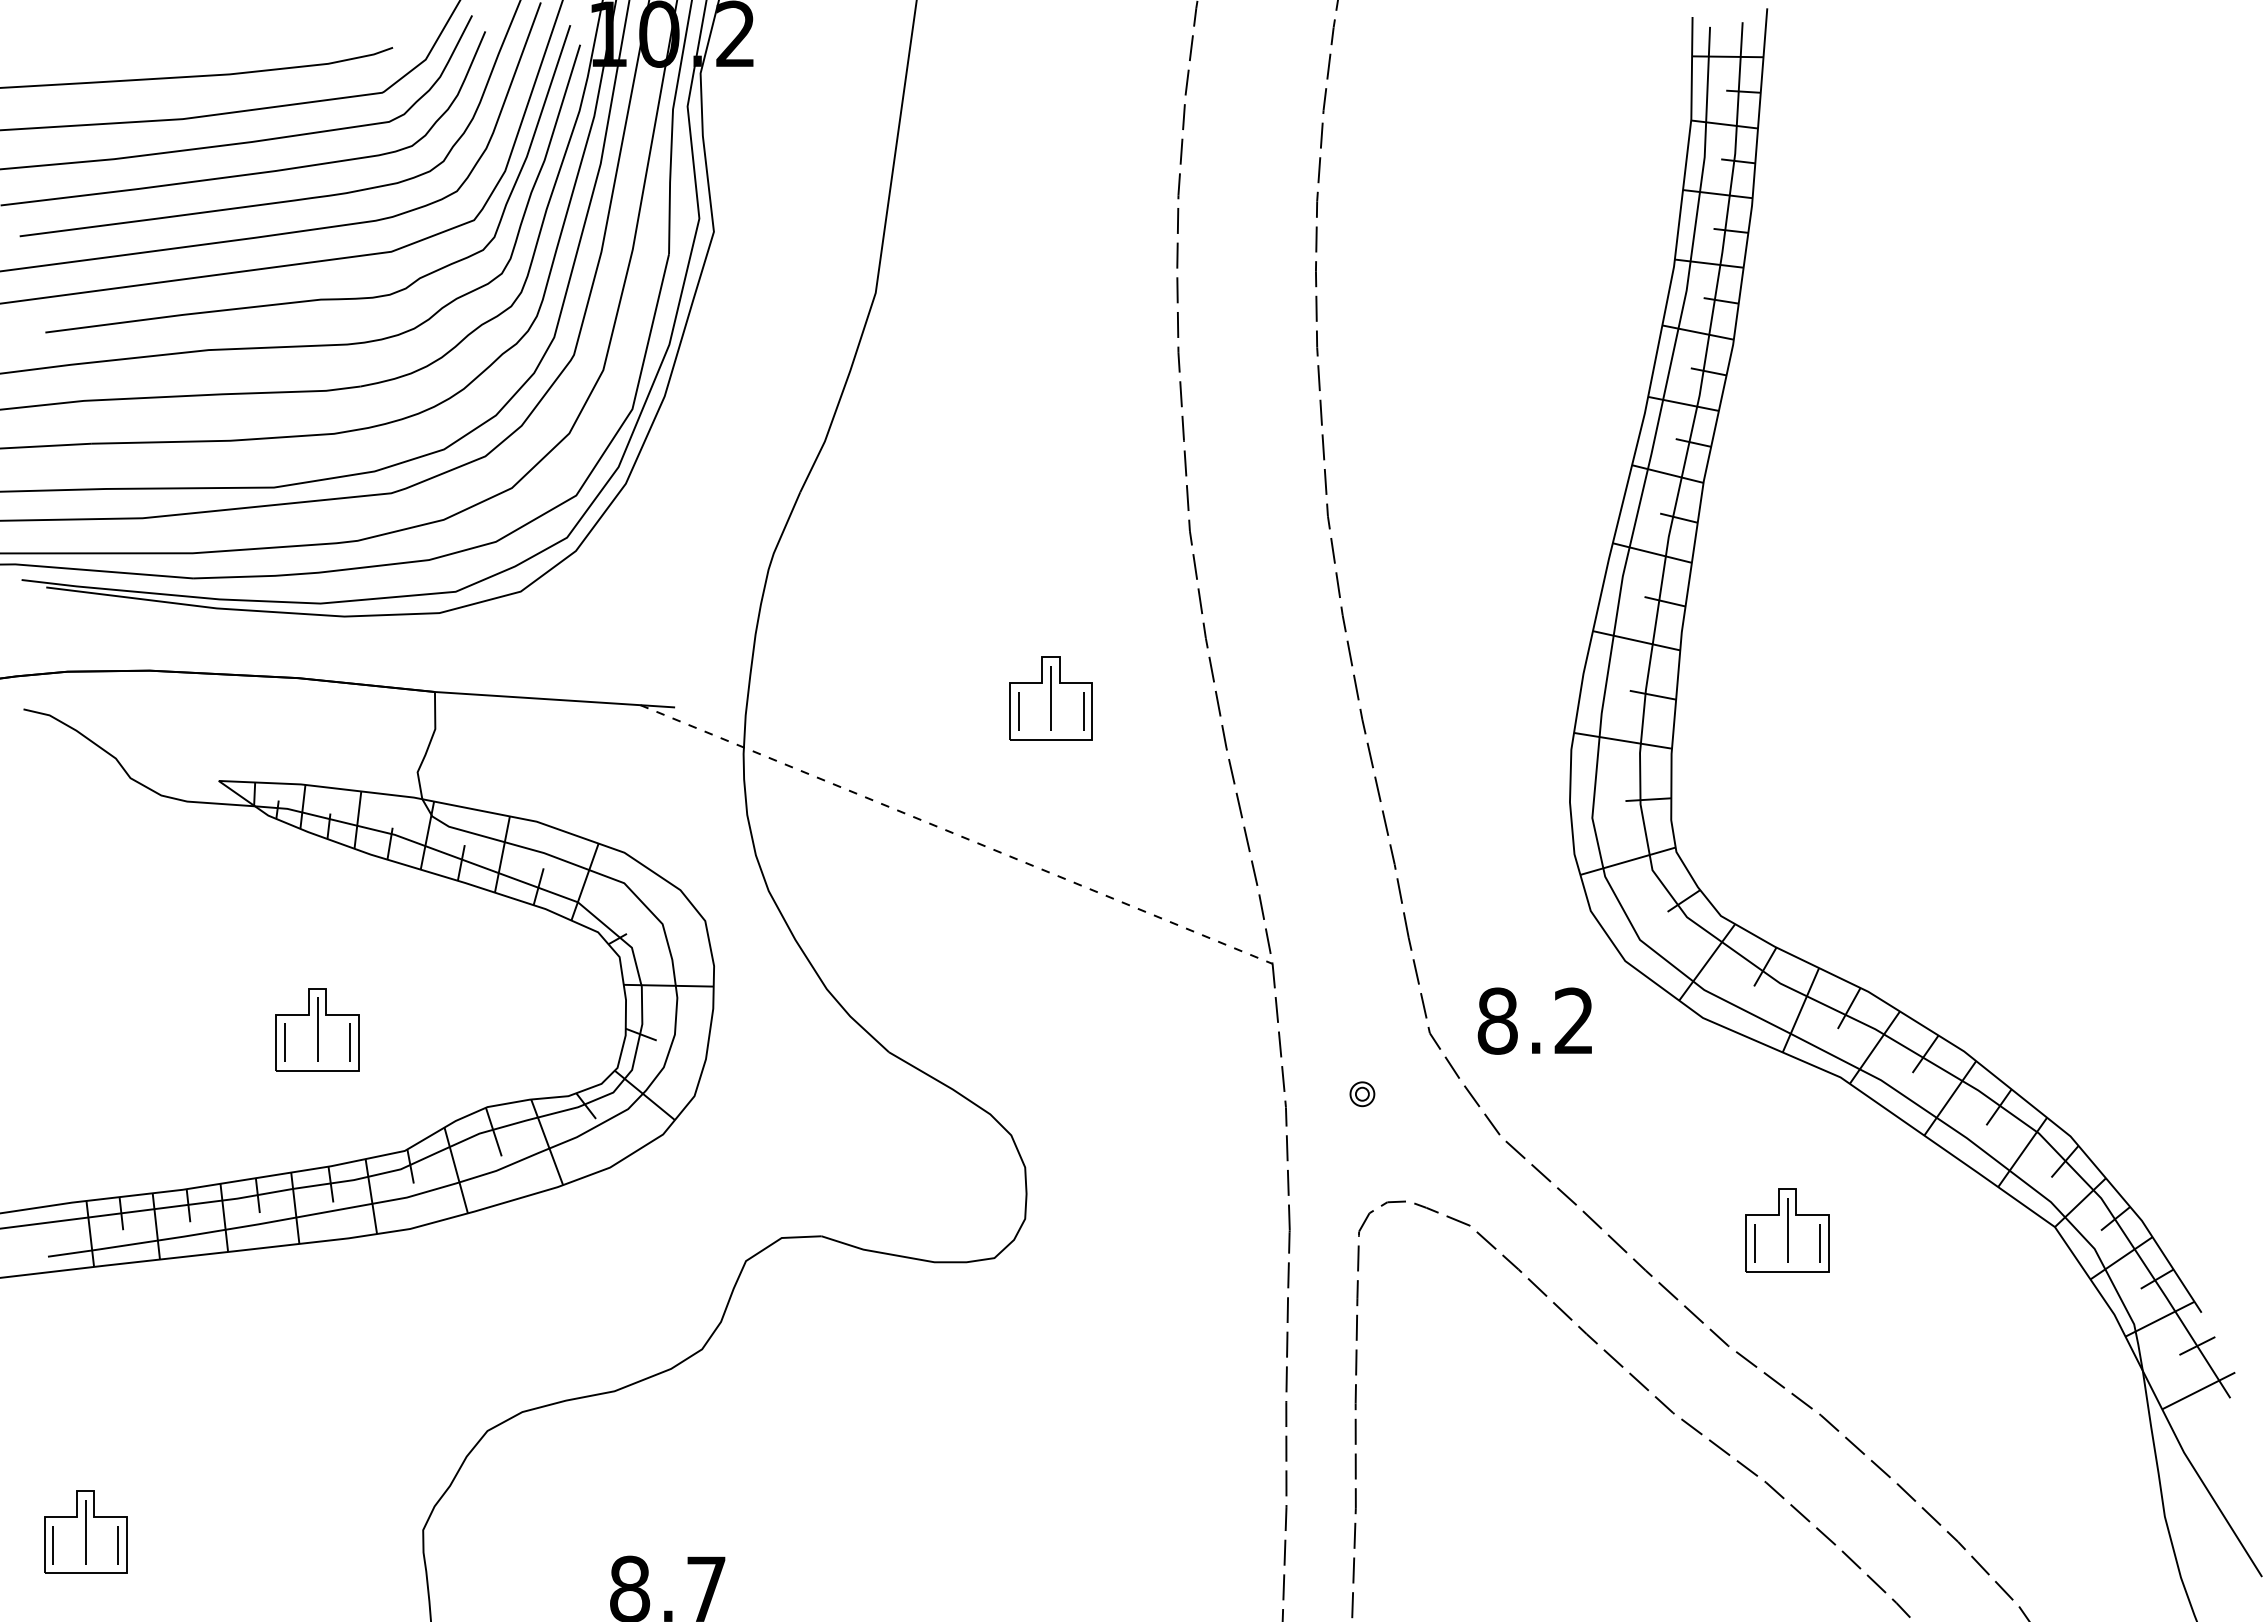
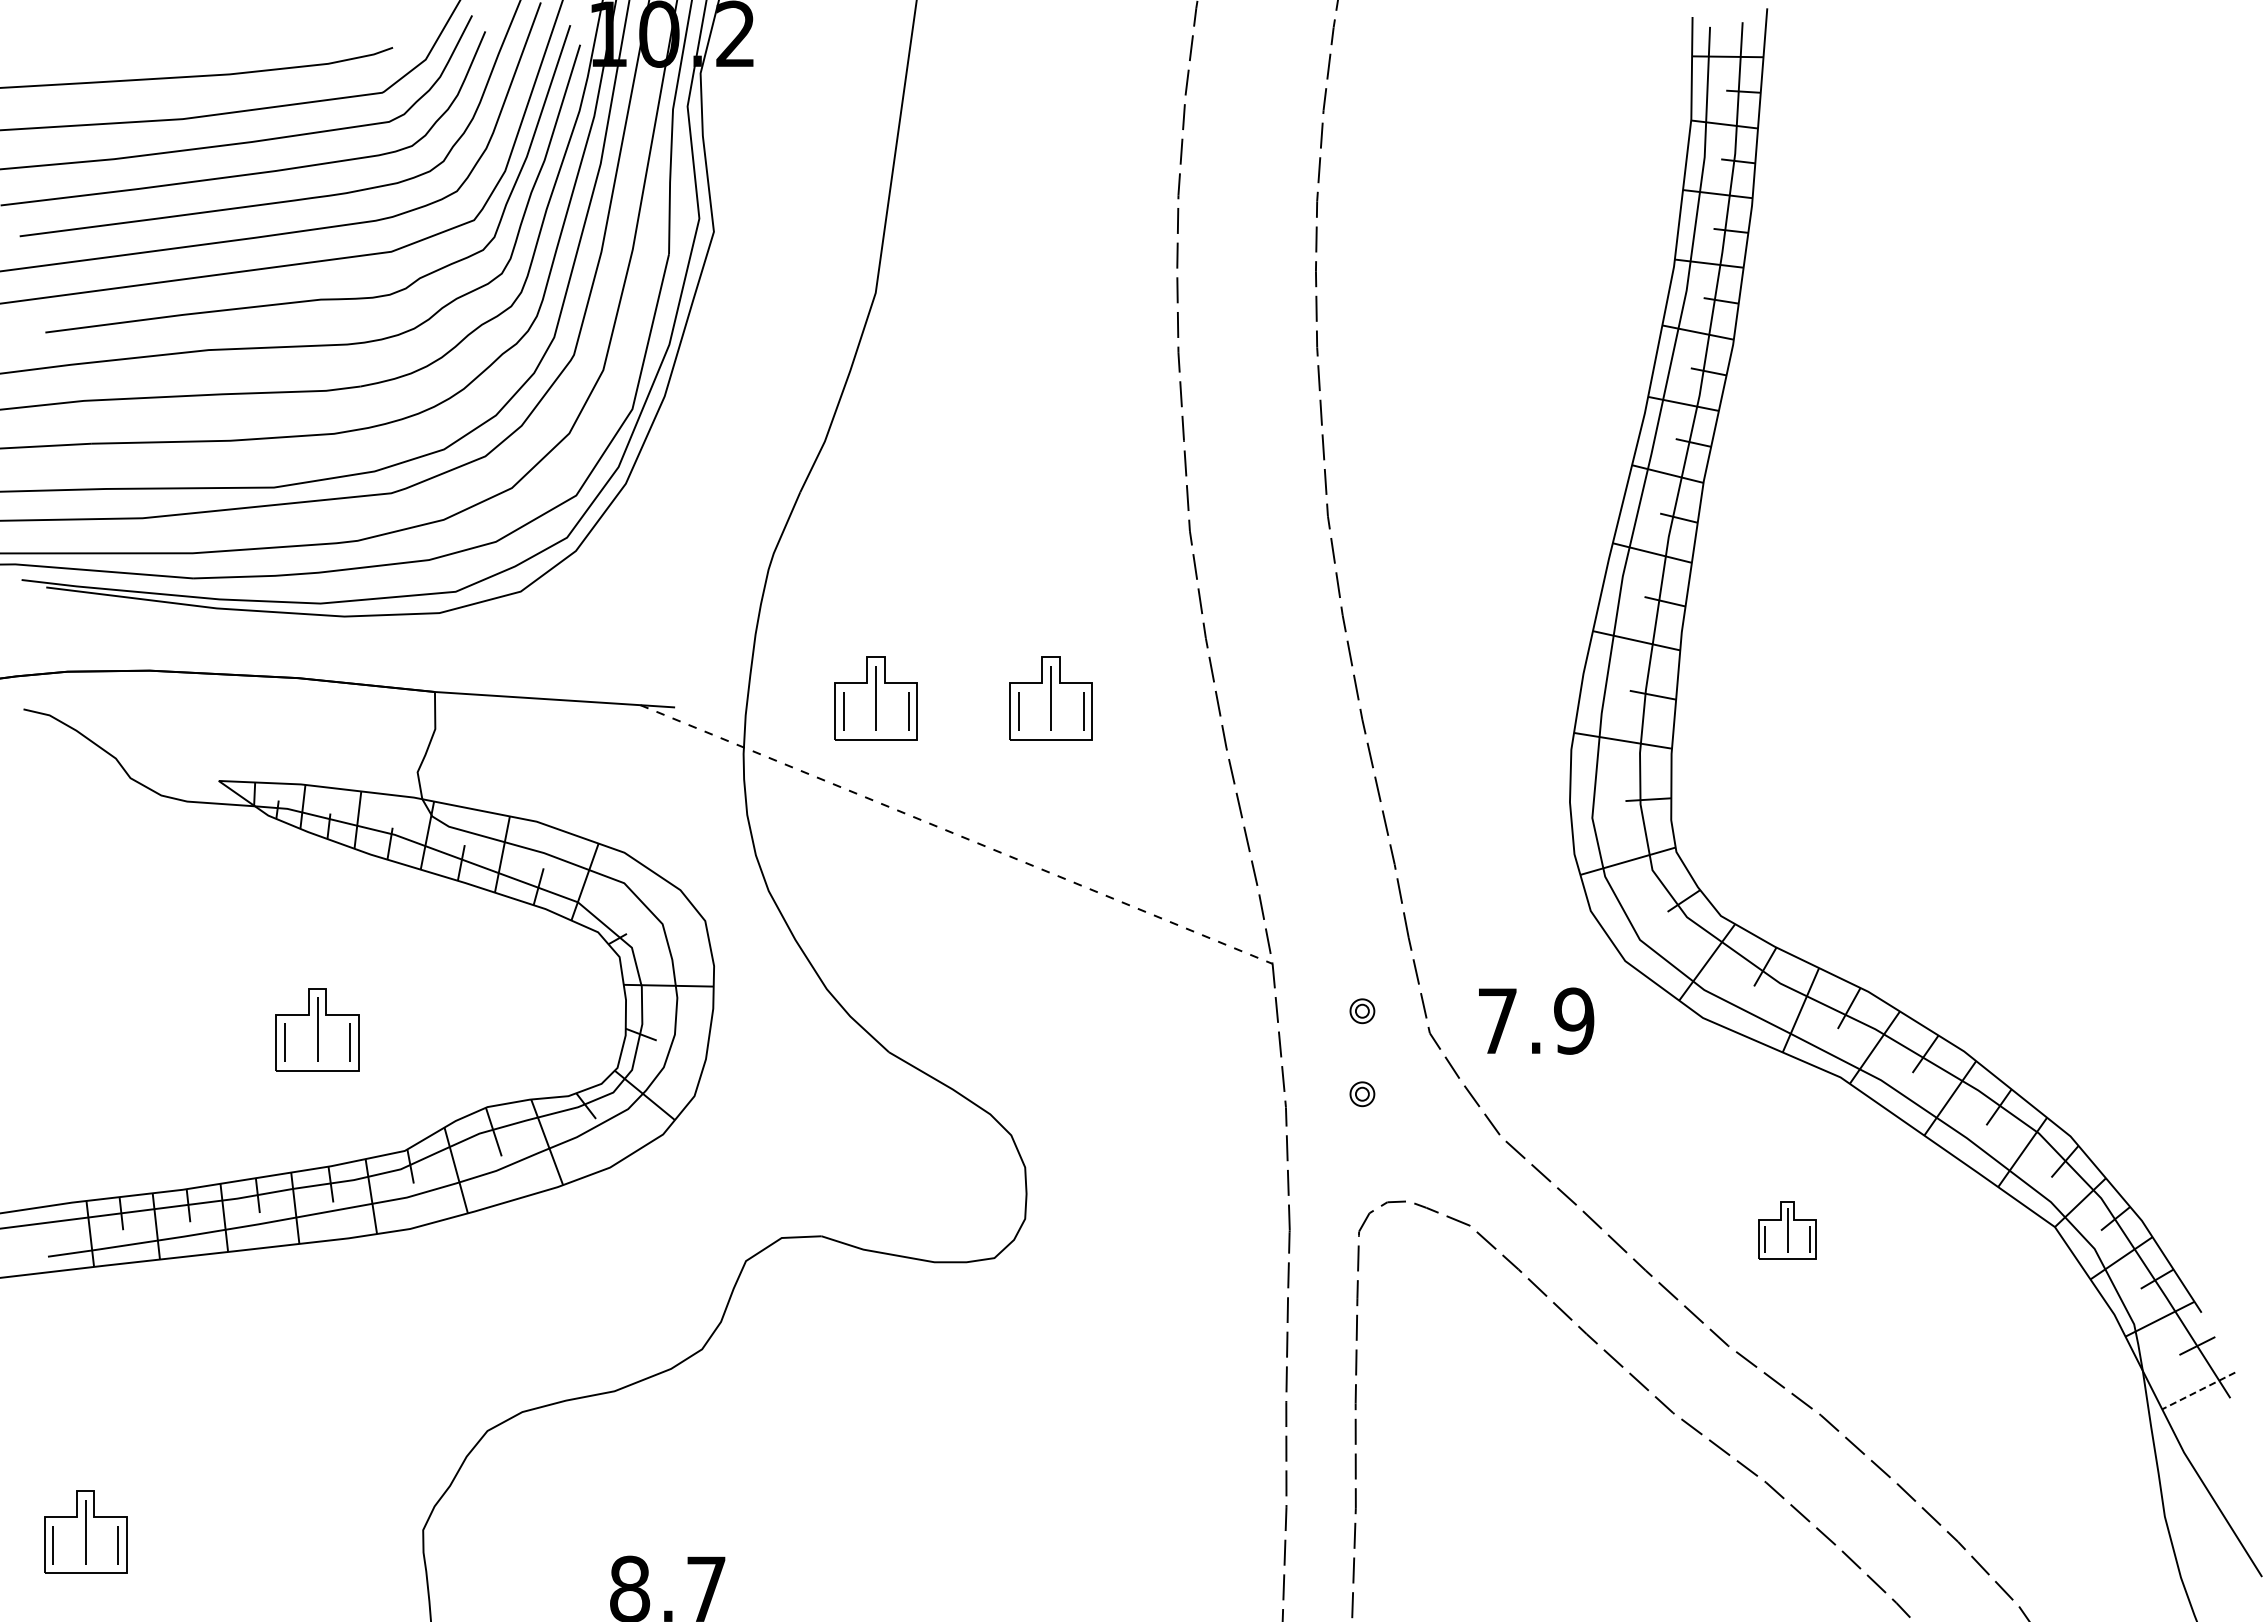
part: none -> present (875, 698)
part: none -> present (1362, 1011)
text: 8.2 -> 7.9 (1535, 1020)
part size: 85x85 px -> 59x59 px (1787, 1230)
line: solid -> dashed (2198, 1390)
